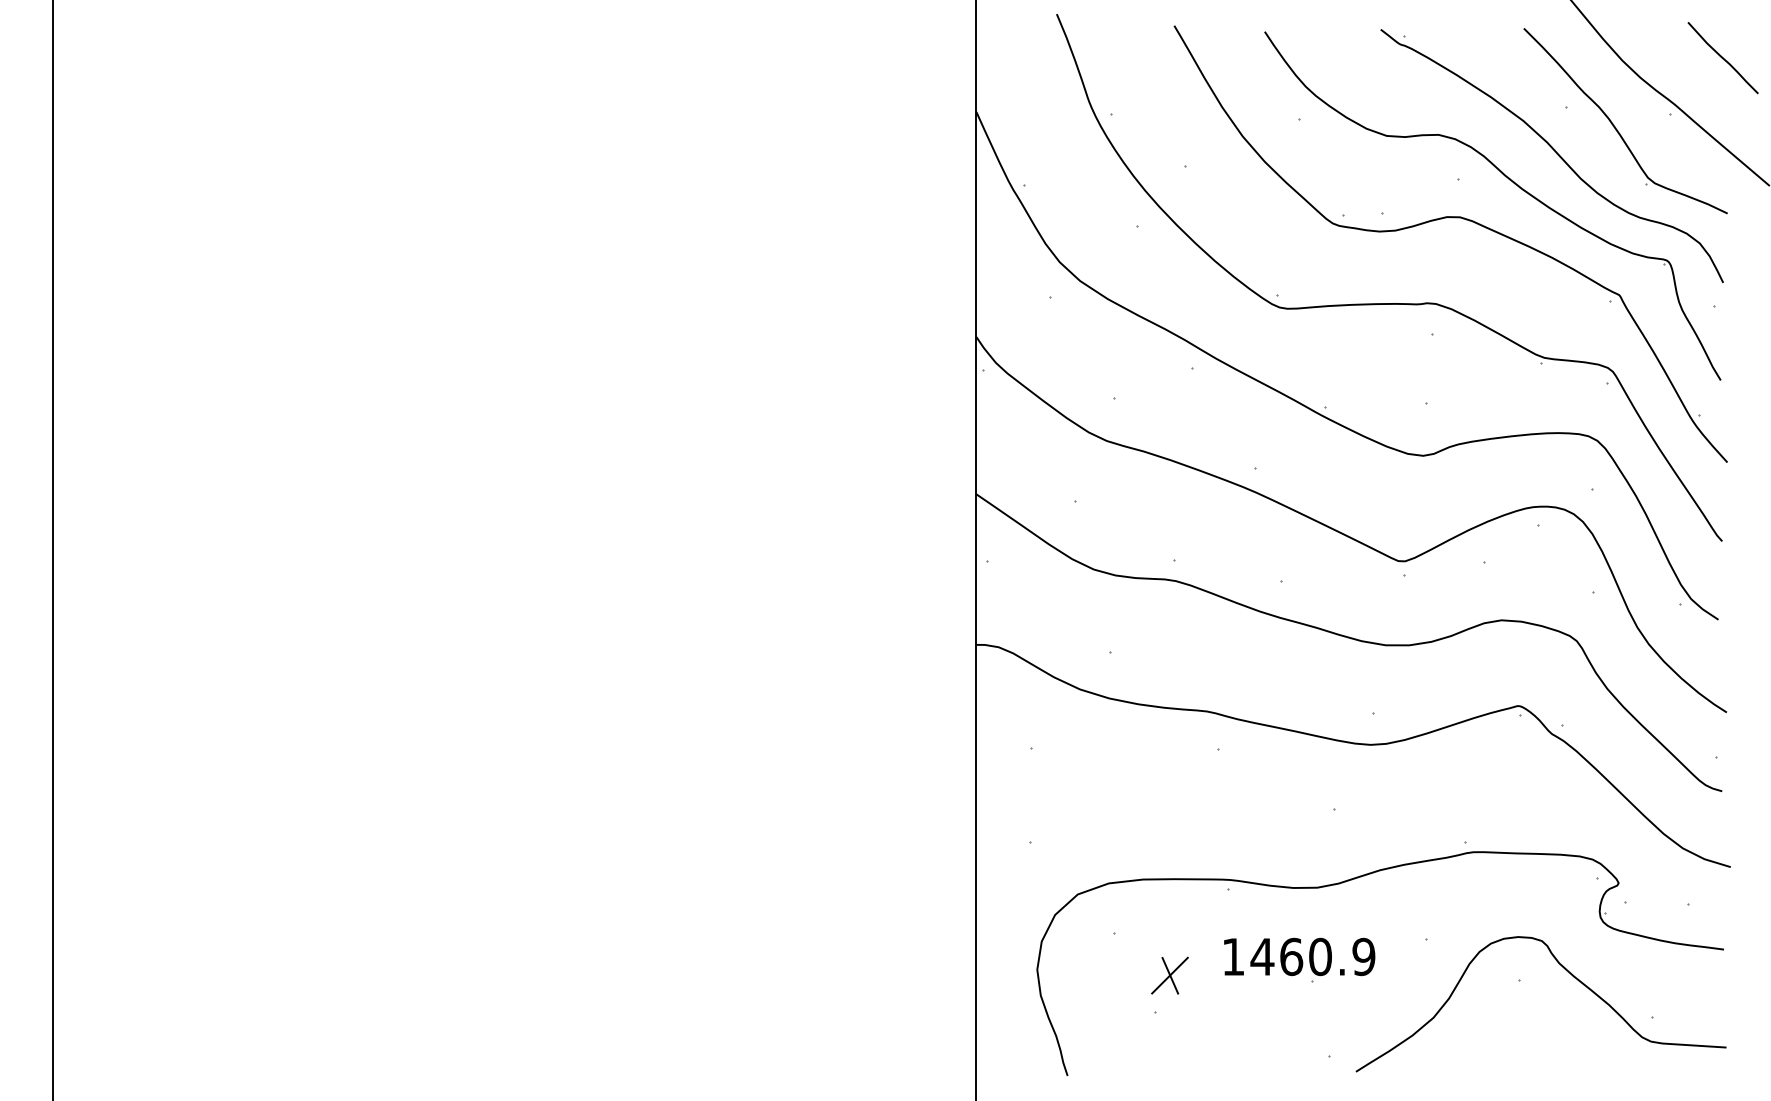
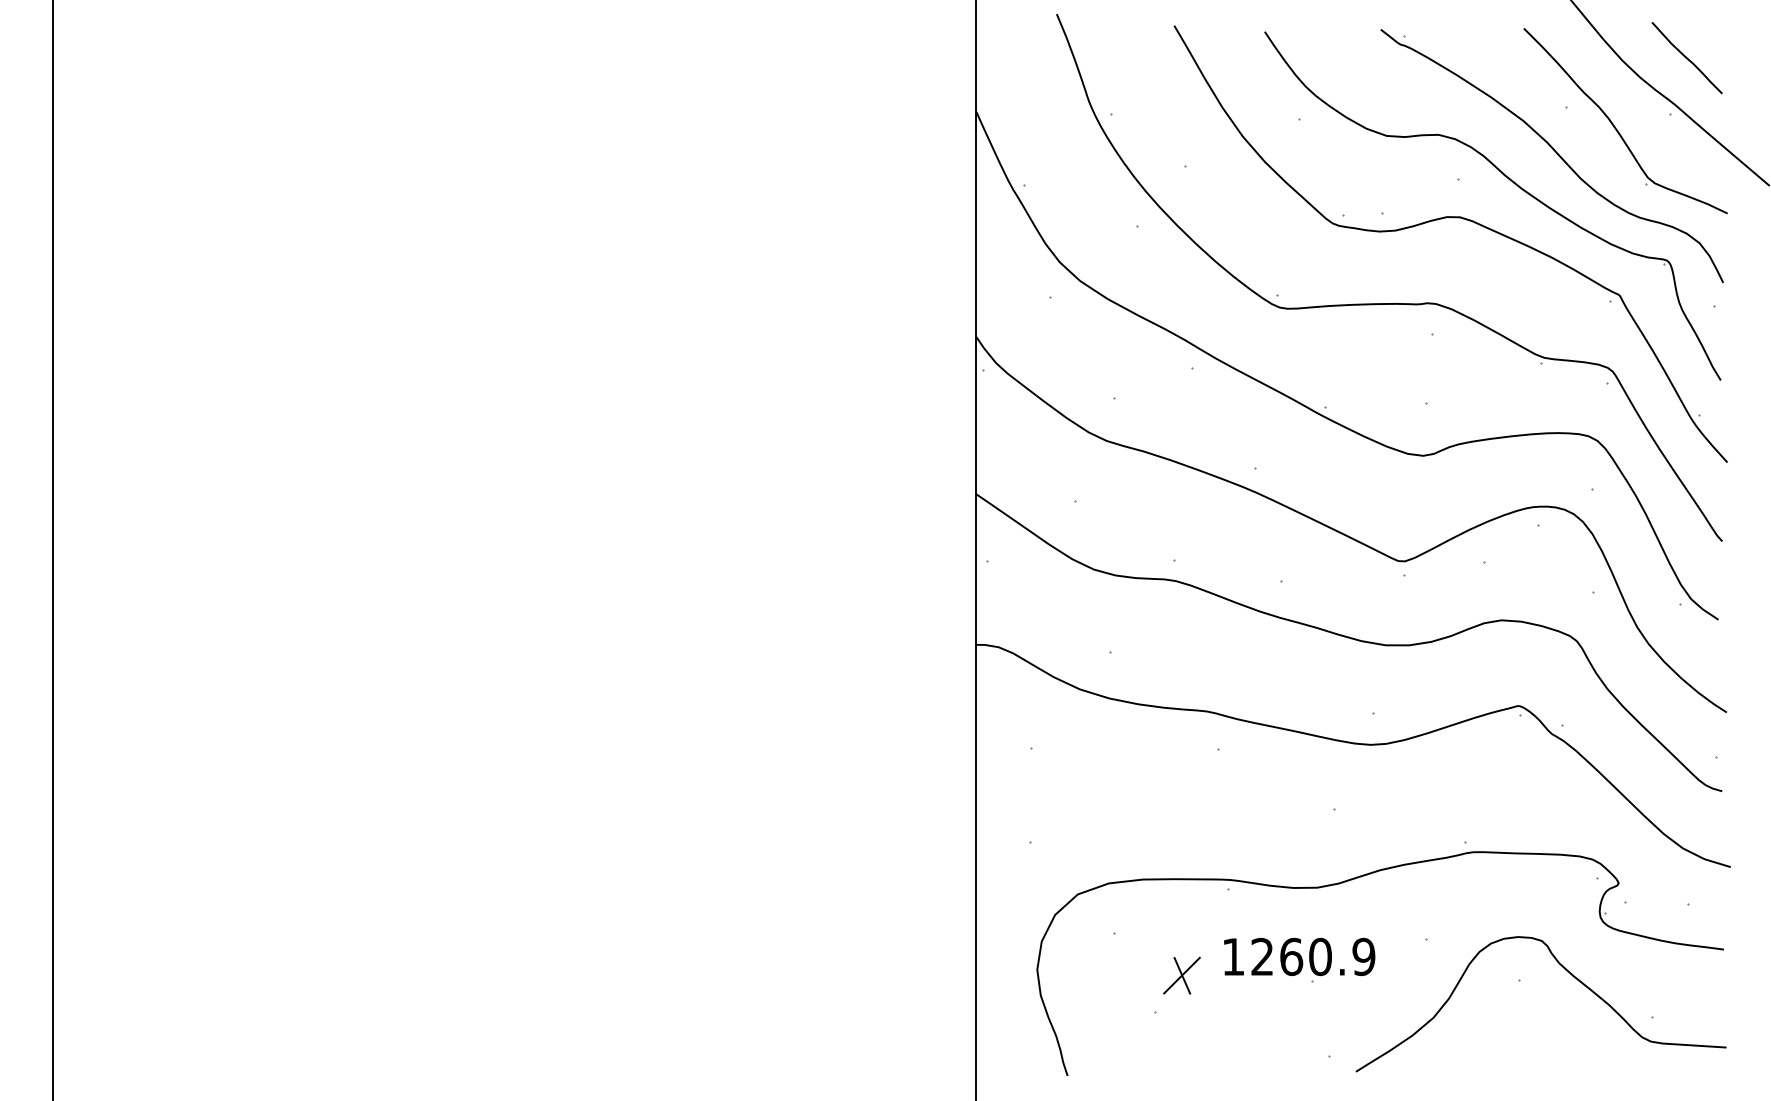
curve position: (1722, 58) -> (1686, 58) (1686, 58)
text: 1460.9 -> 1260.9 (1262, 956)
part position: (1169, 975) -> (1181, 975) (1181, 975)
